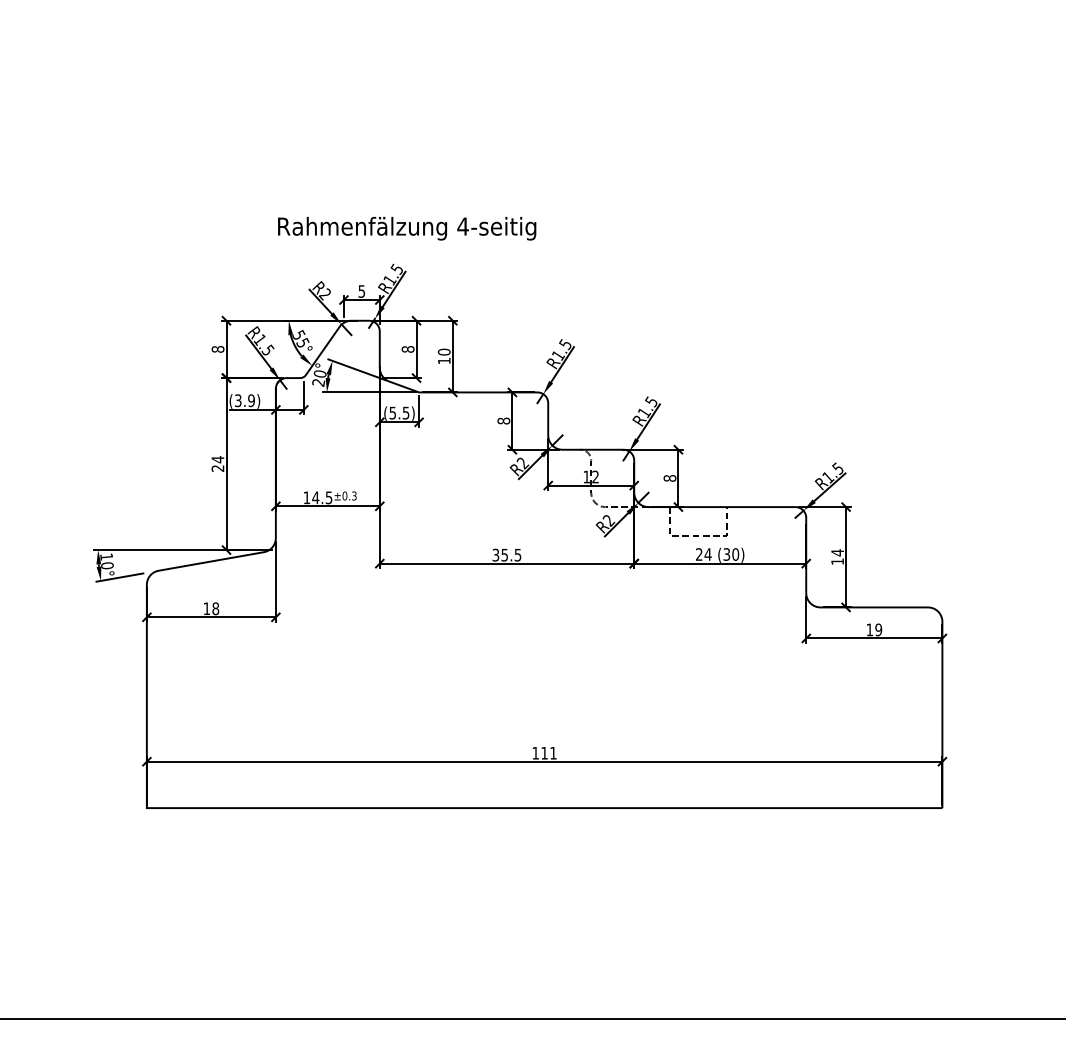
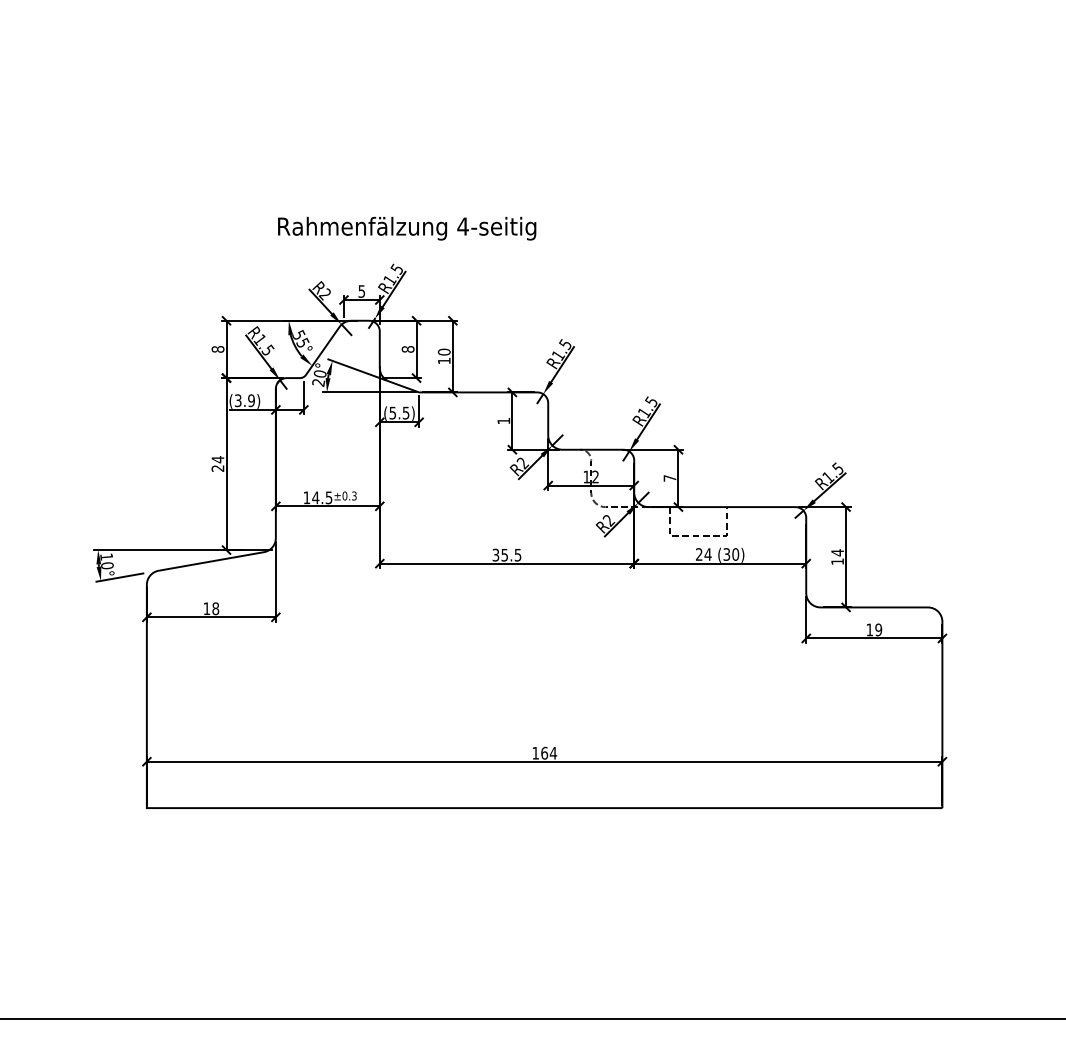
text: 8 -> 1 (503, 420)
text: 8 -> 7 (669, 478)
text: 111 -> 164 (549, 752)
